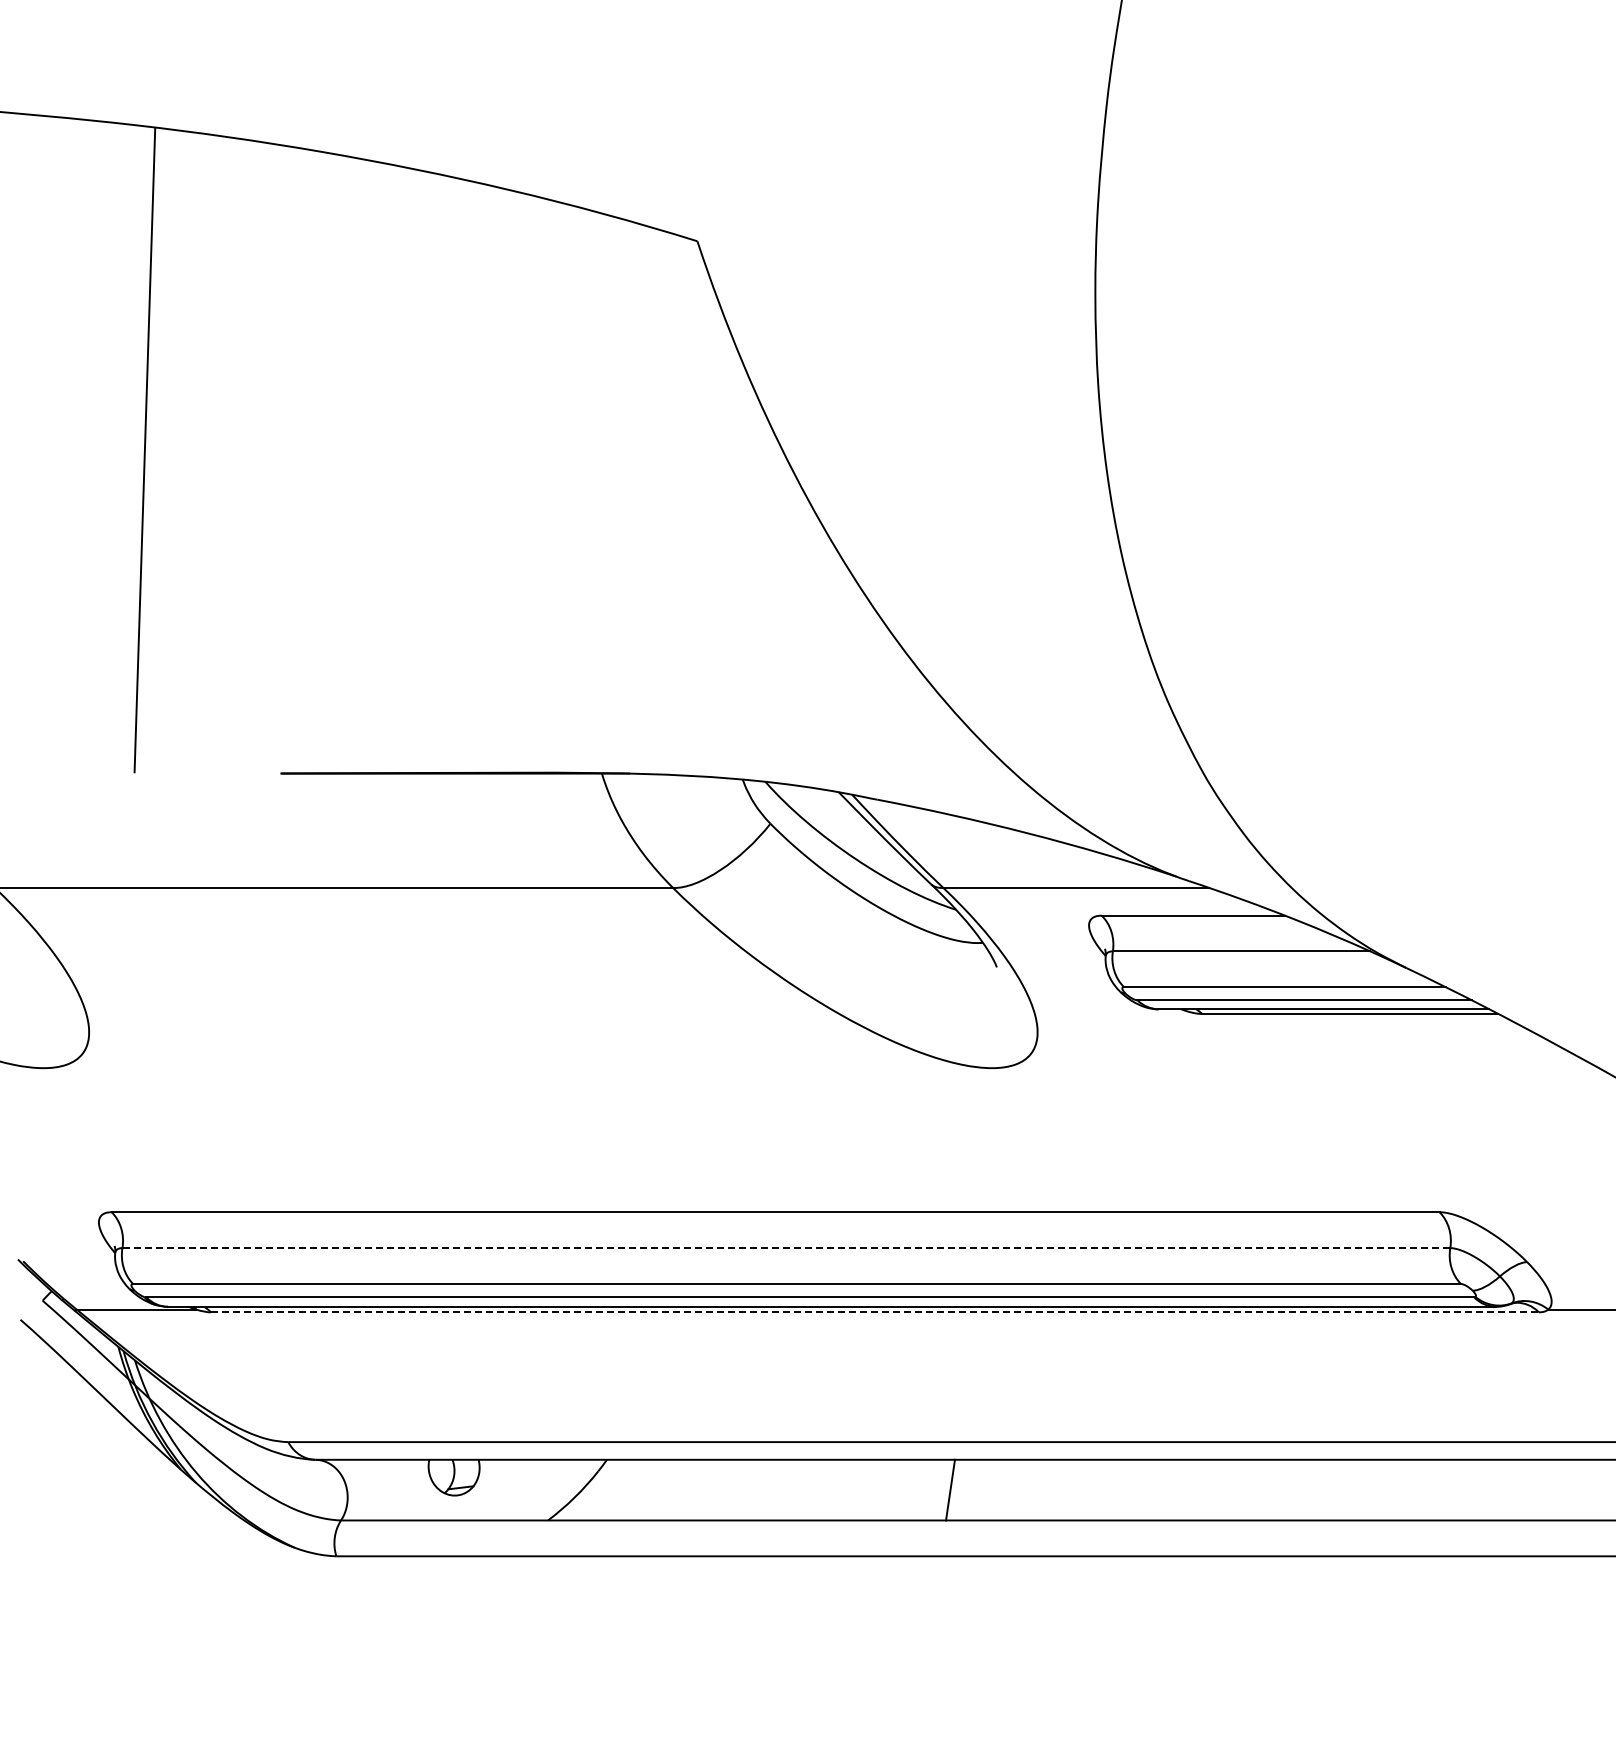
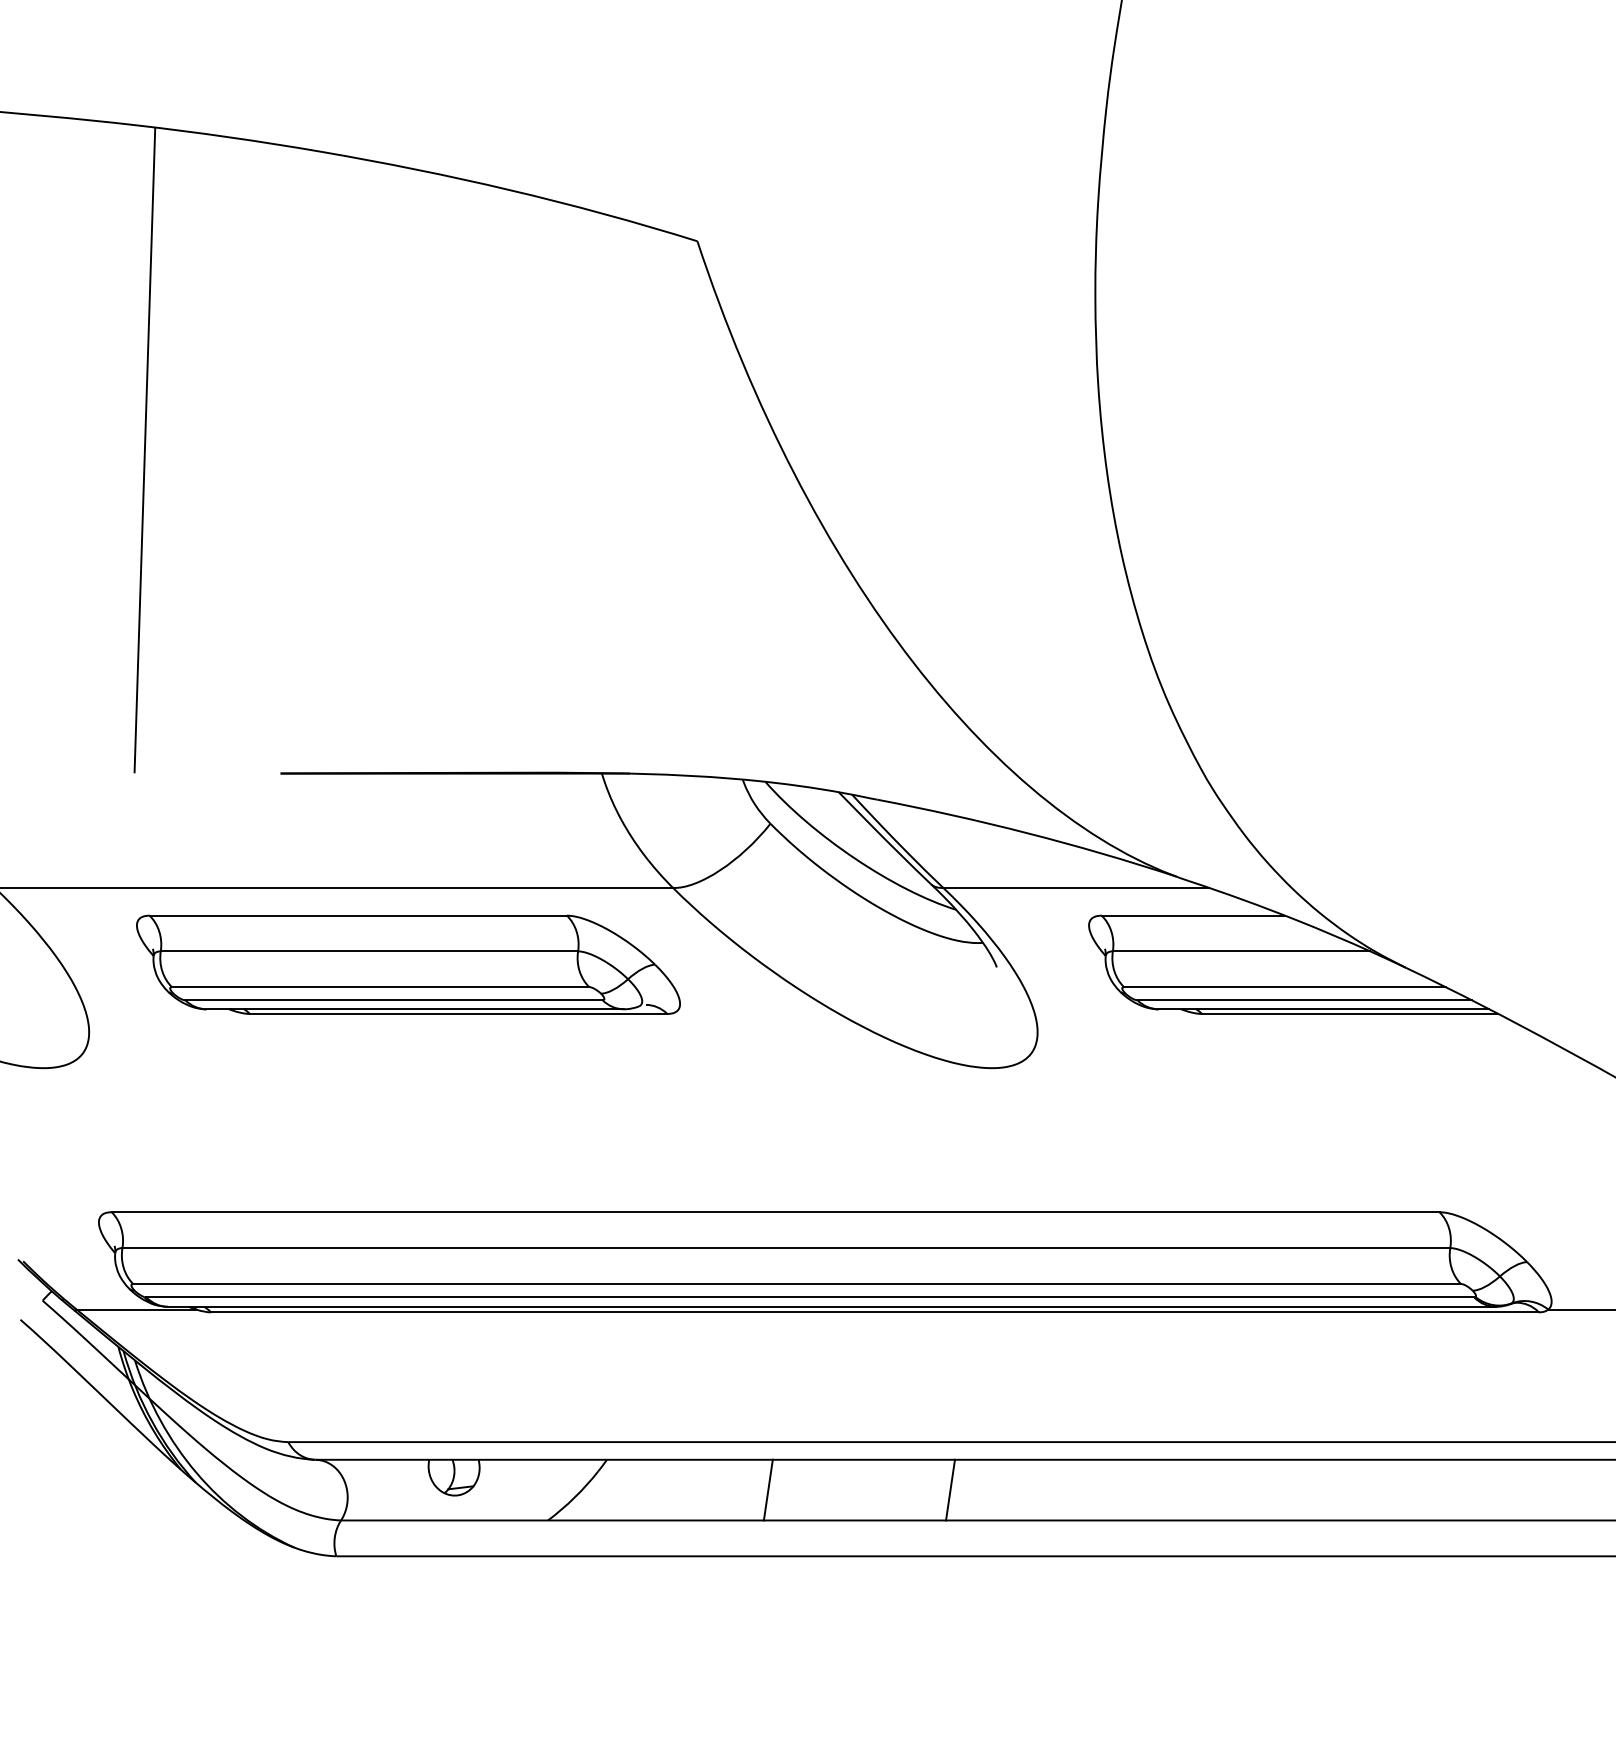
part: none -> present (408, 964)
line: dashed -> solid (786, 1248)
line: dashed -> solid (875, 1312)
line: none -> present (767, 1489)
